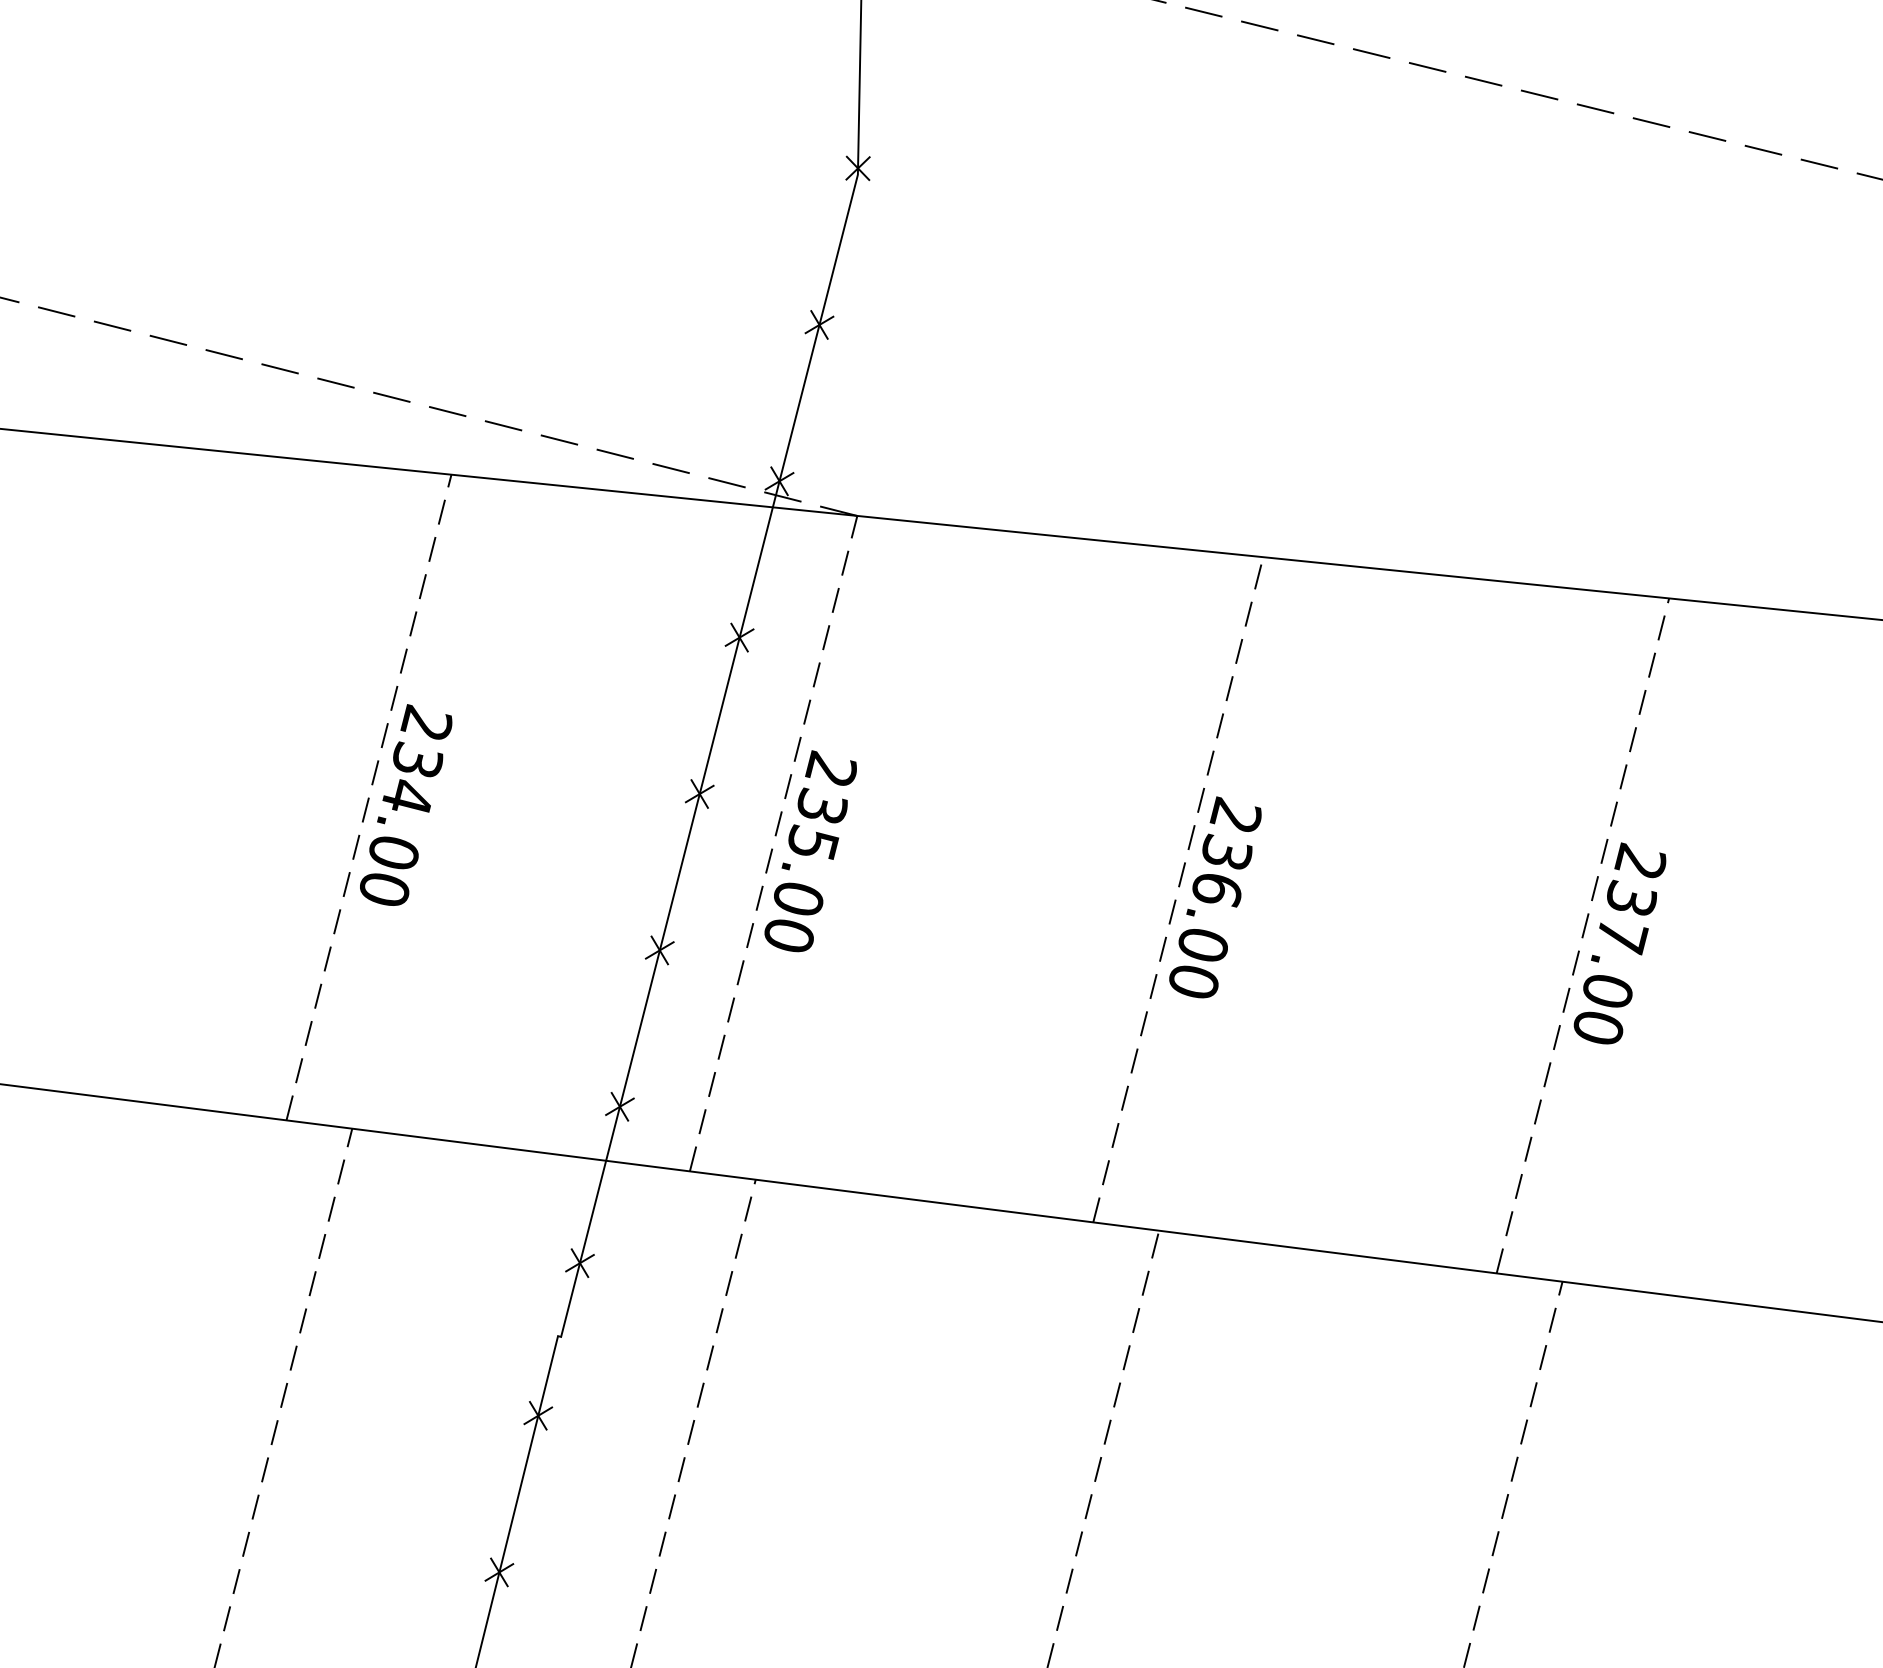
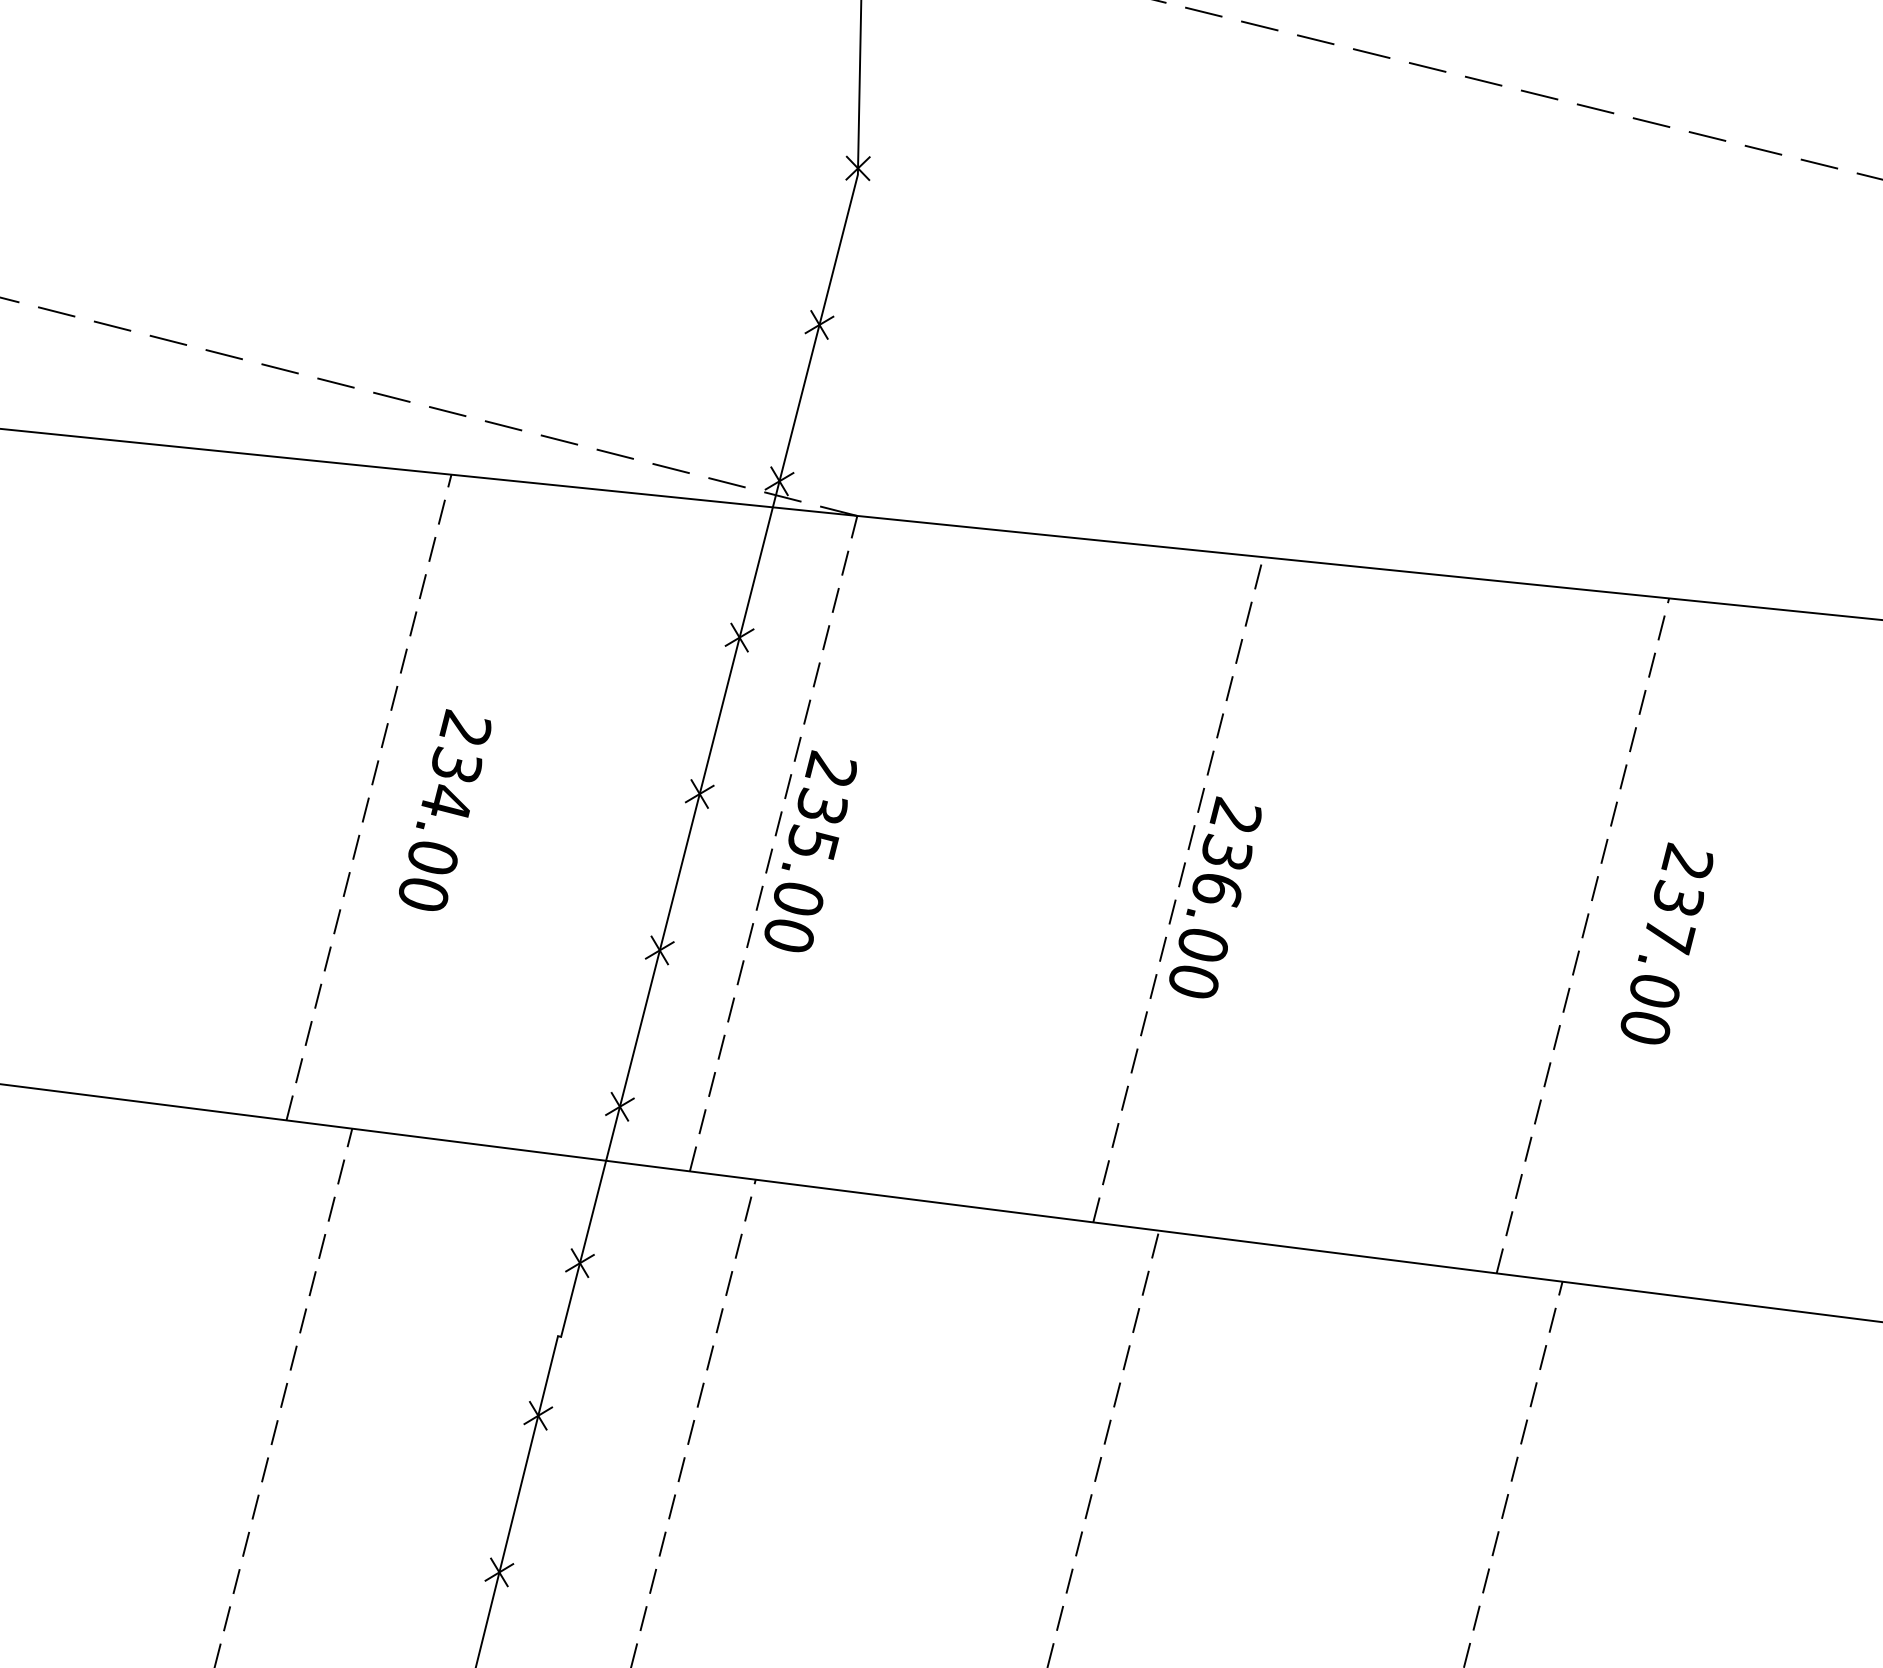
text position: (406, 804) -> (445, 809) (445, 809)
text position: (1619, 943) -> (1666, 943) (1666, 943)
